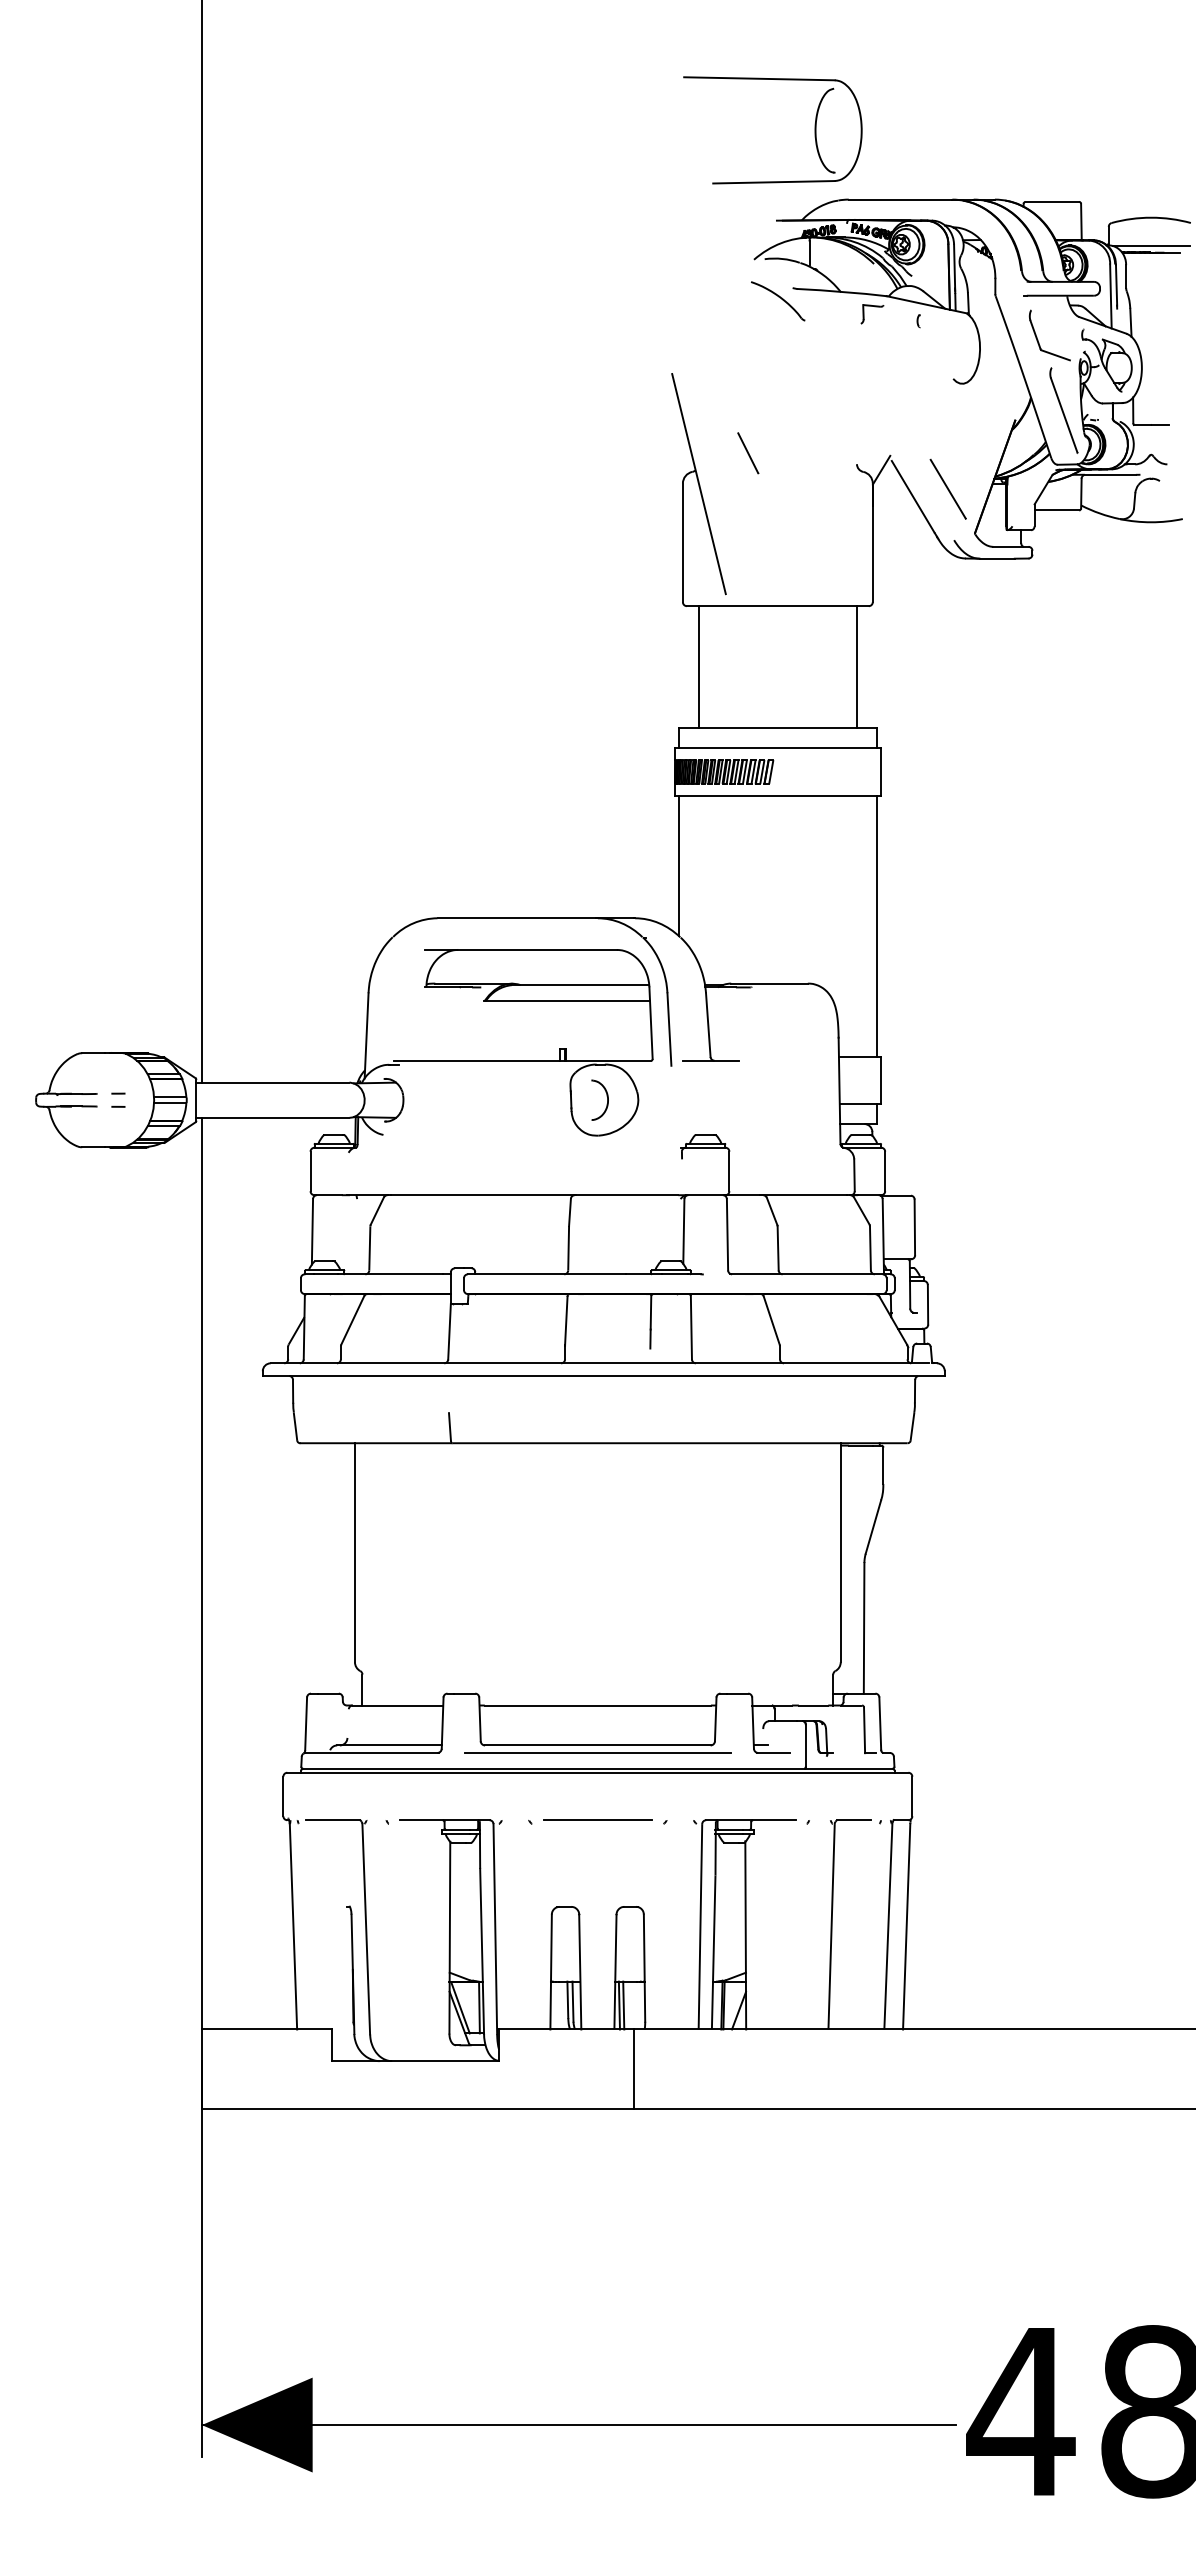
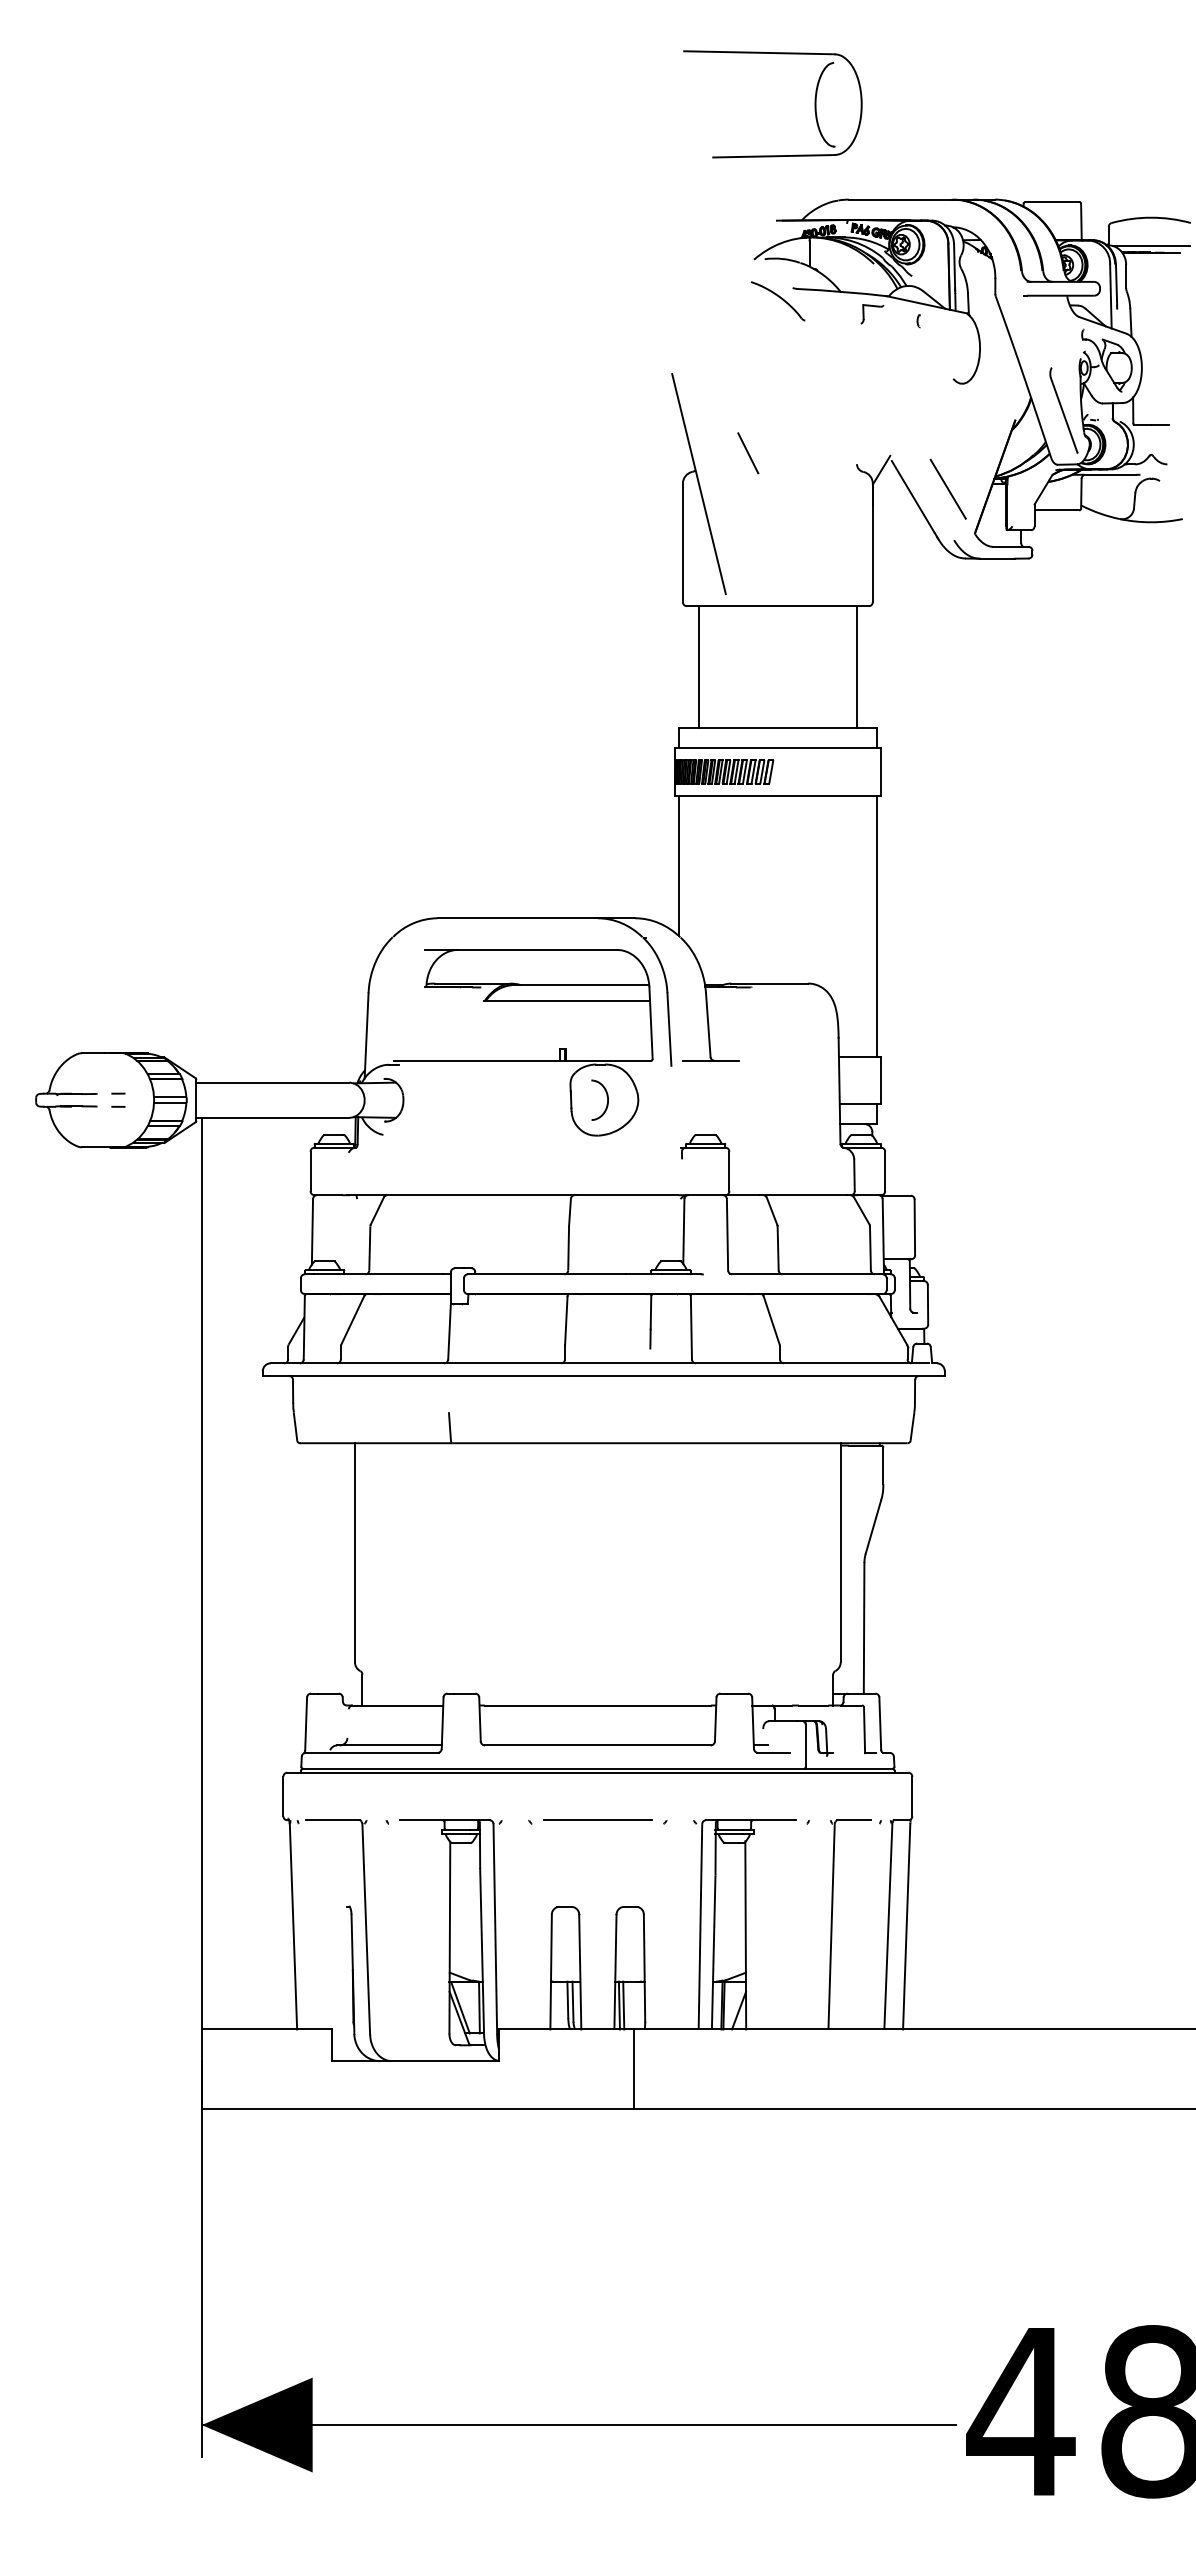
part position: (814, 130) -> (814, 104) (814, 104)
part: present -> none (1038, 339)
line: present -> none (201, 542)
line: present -> none (597, 1752)
